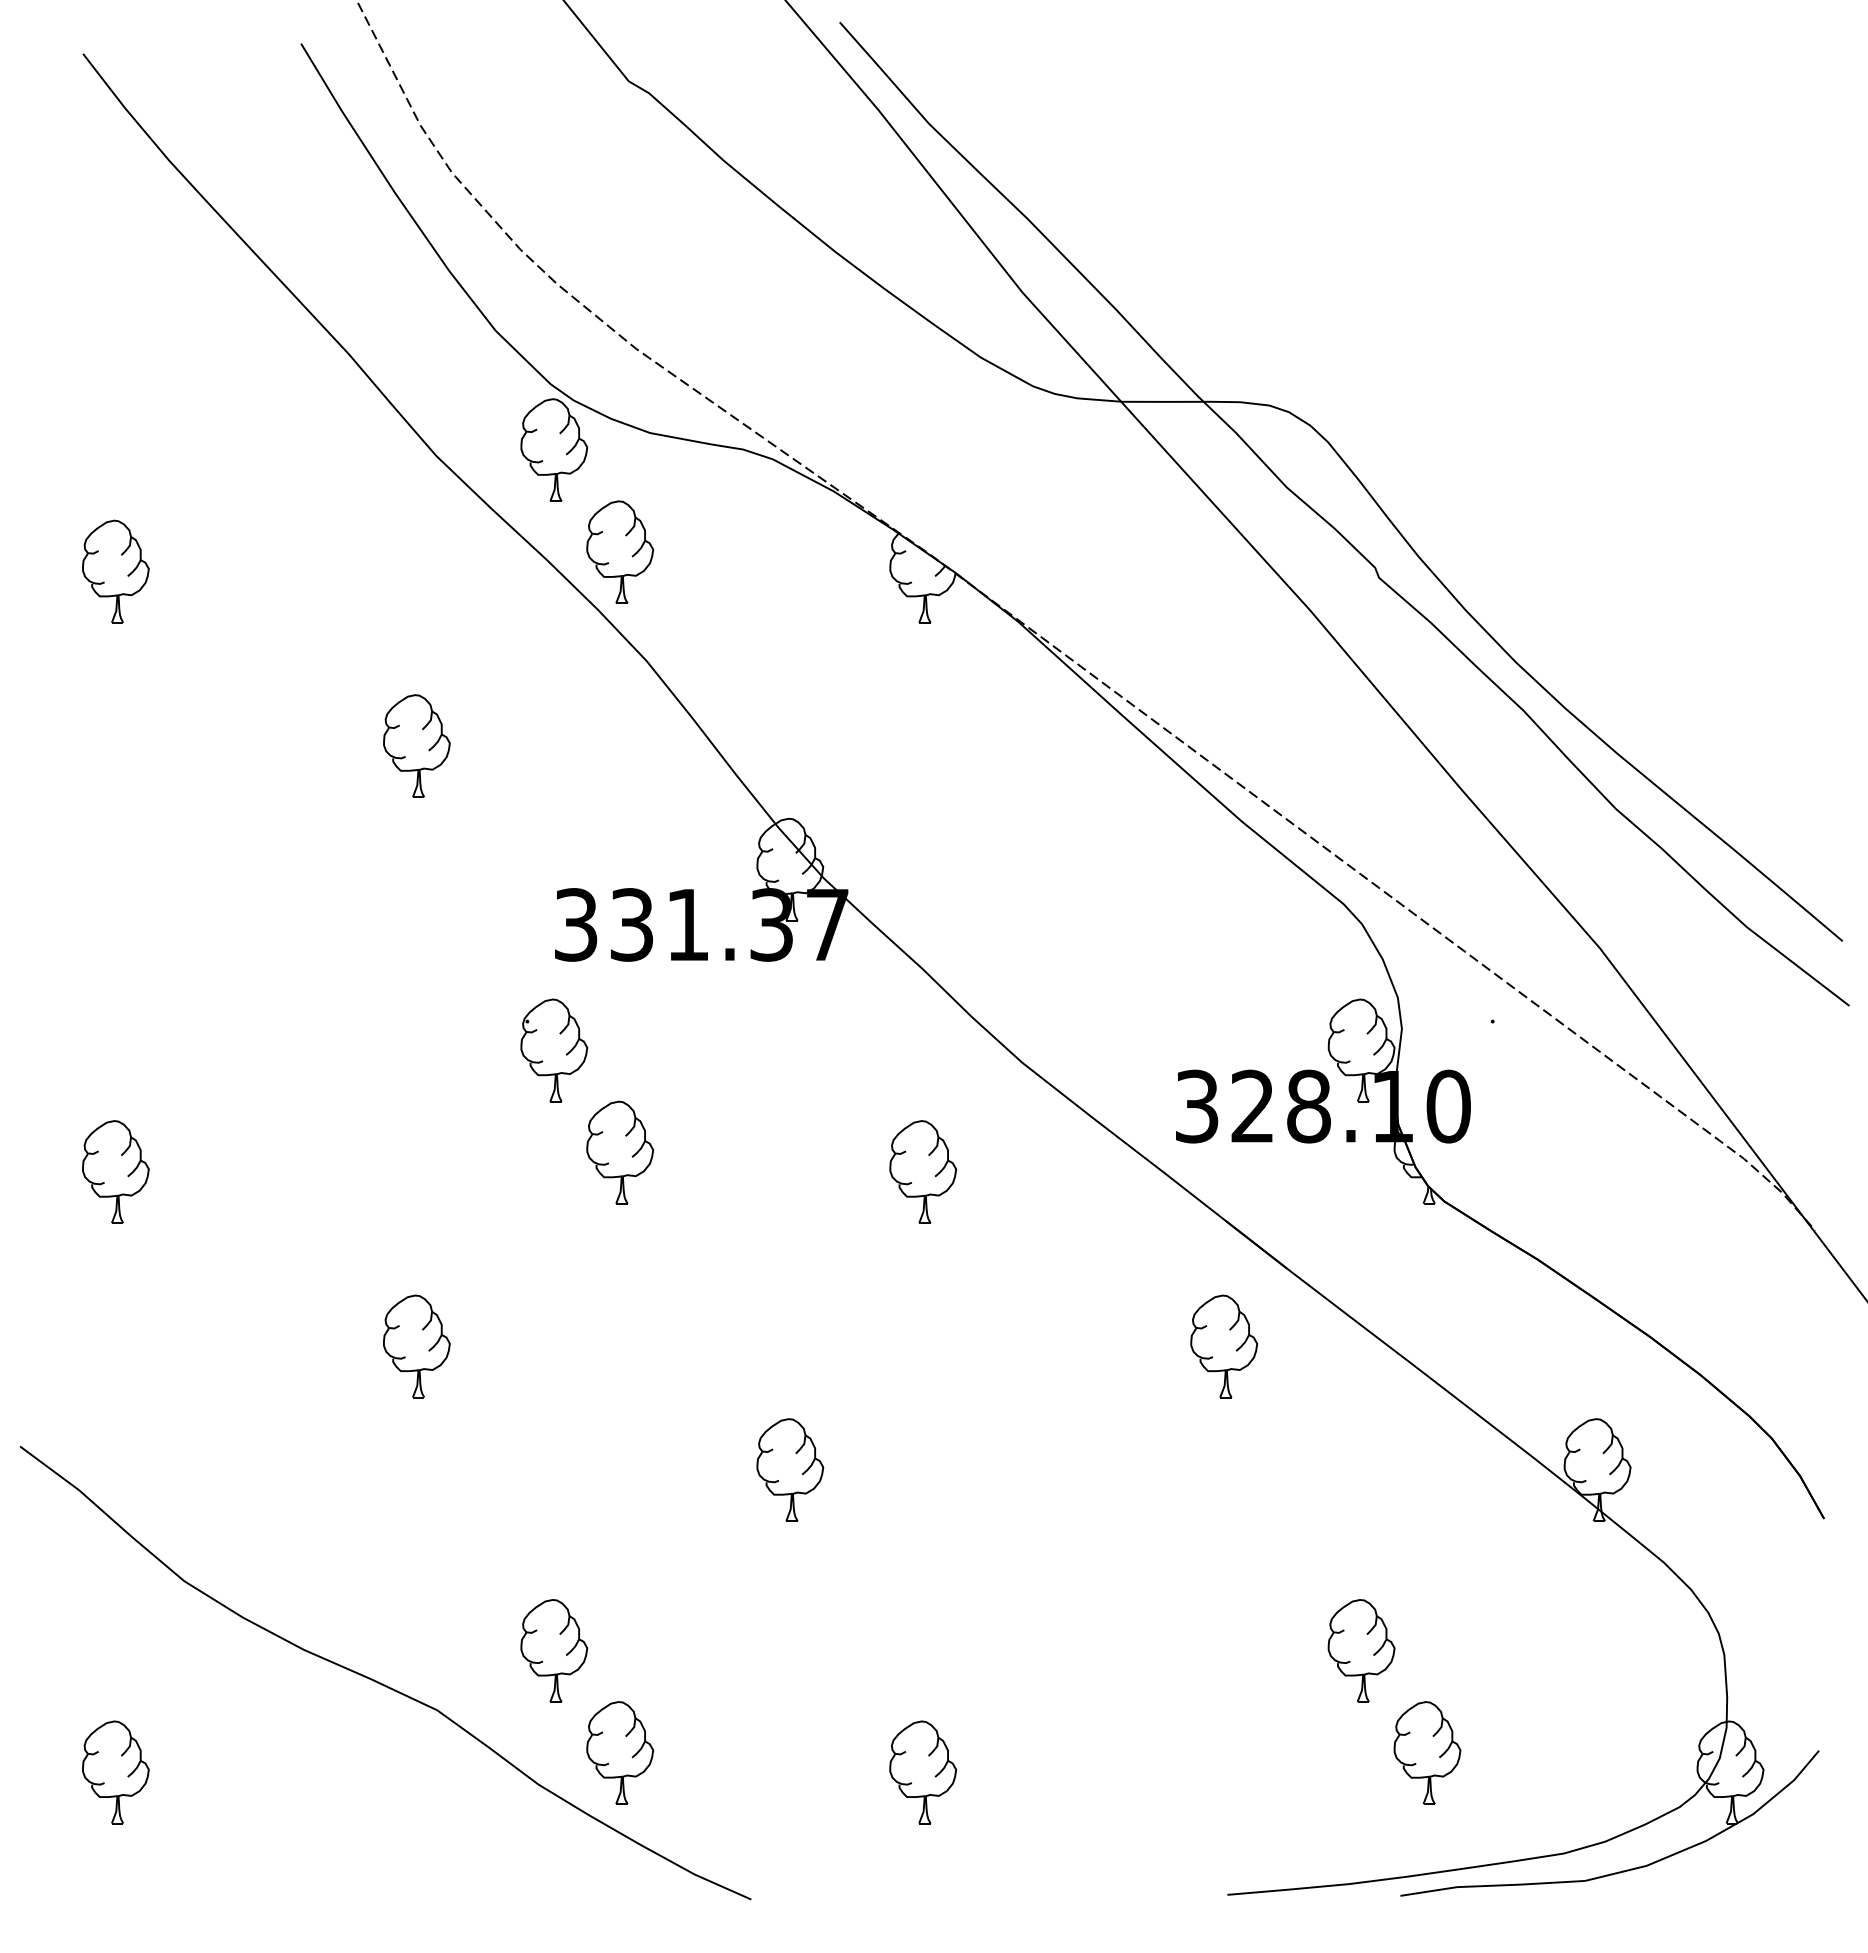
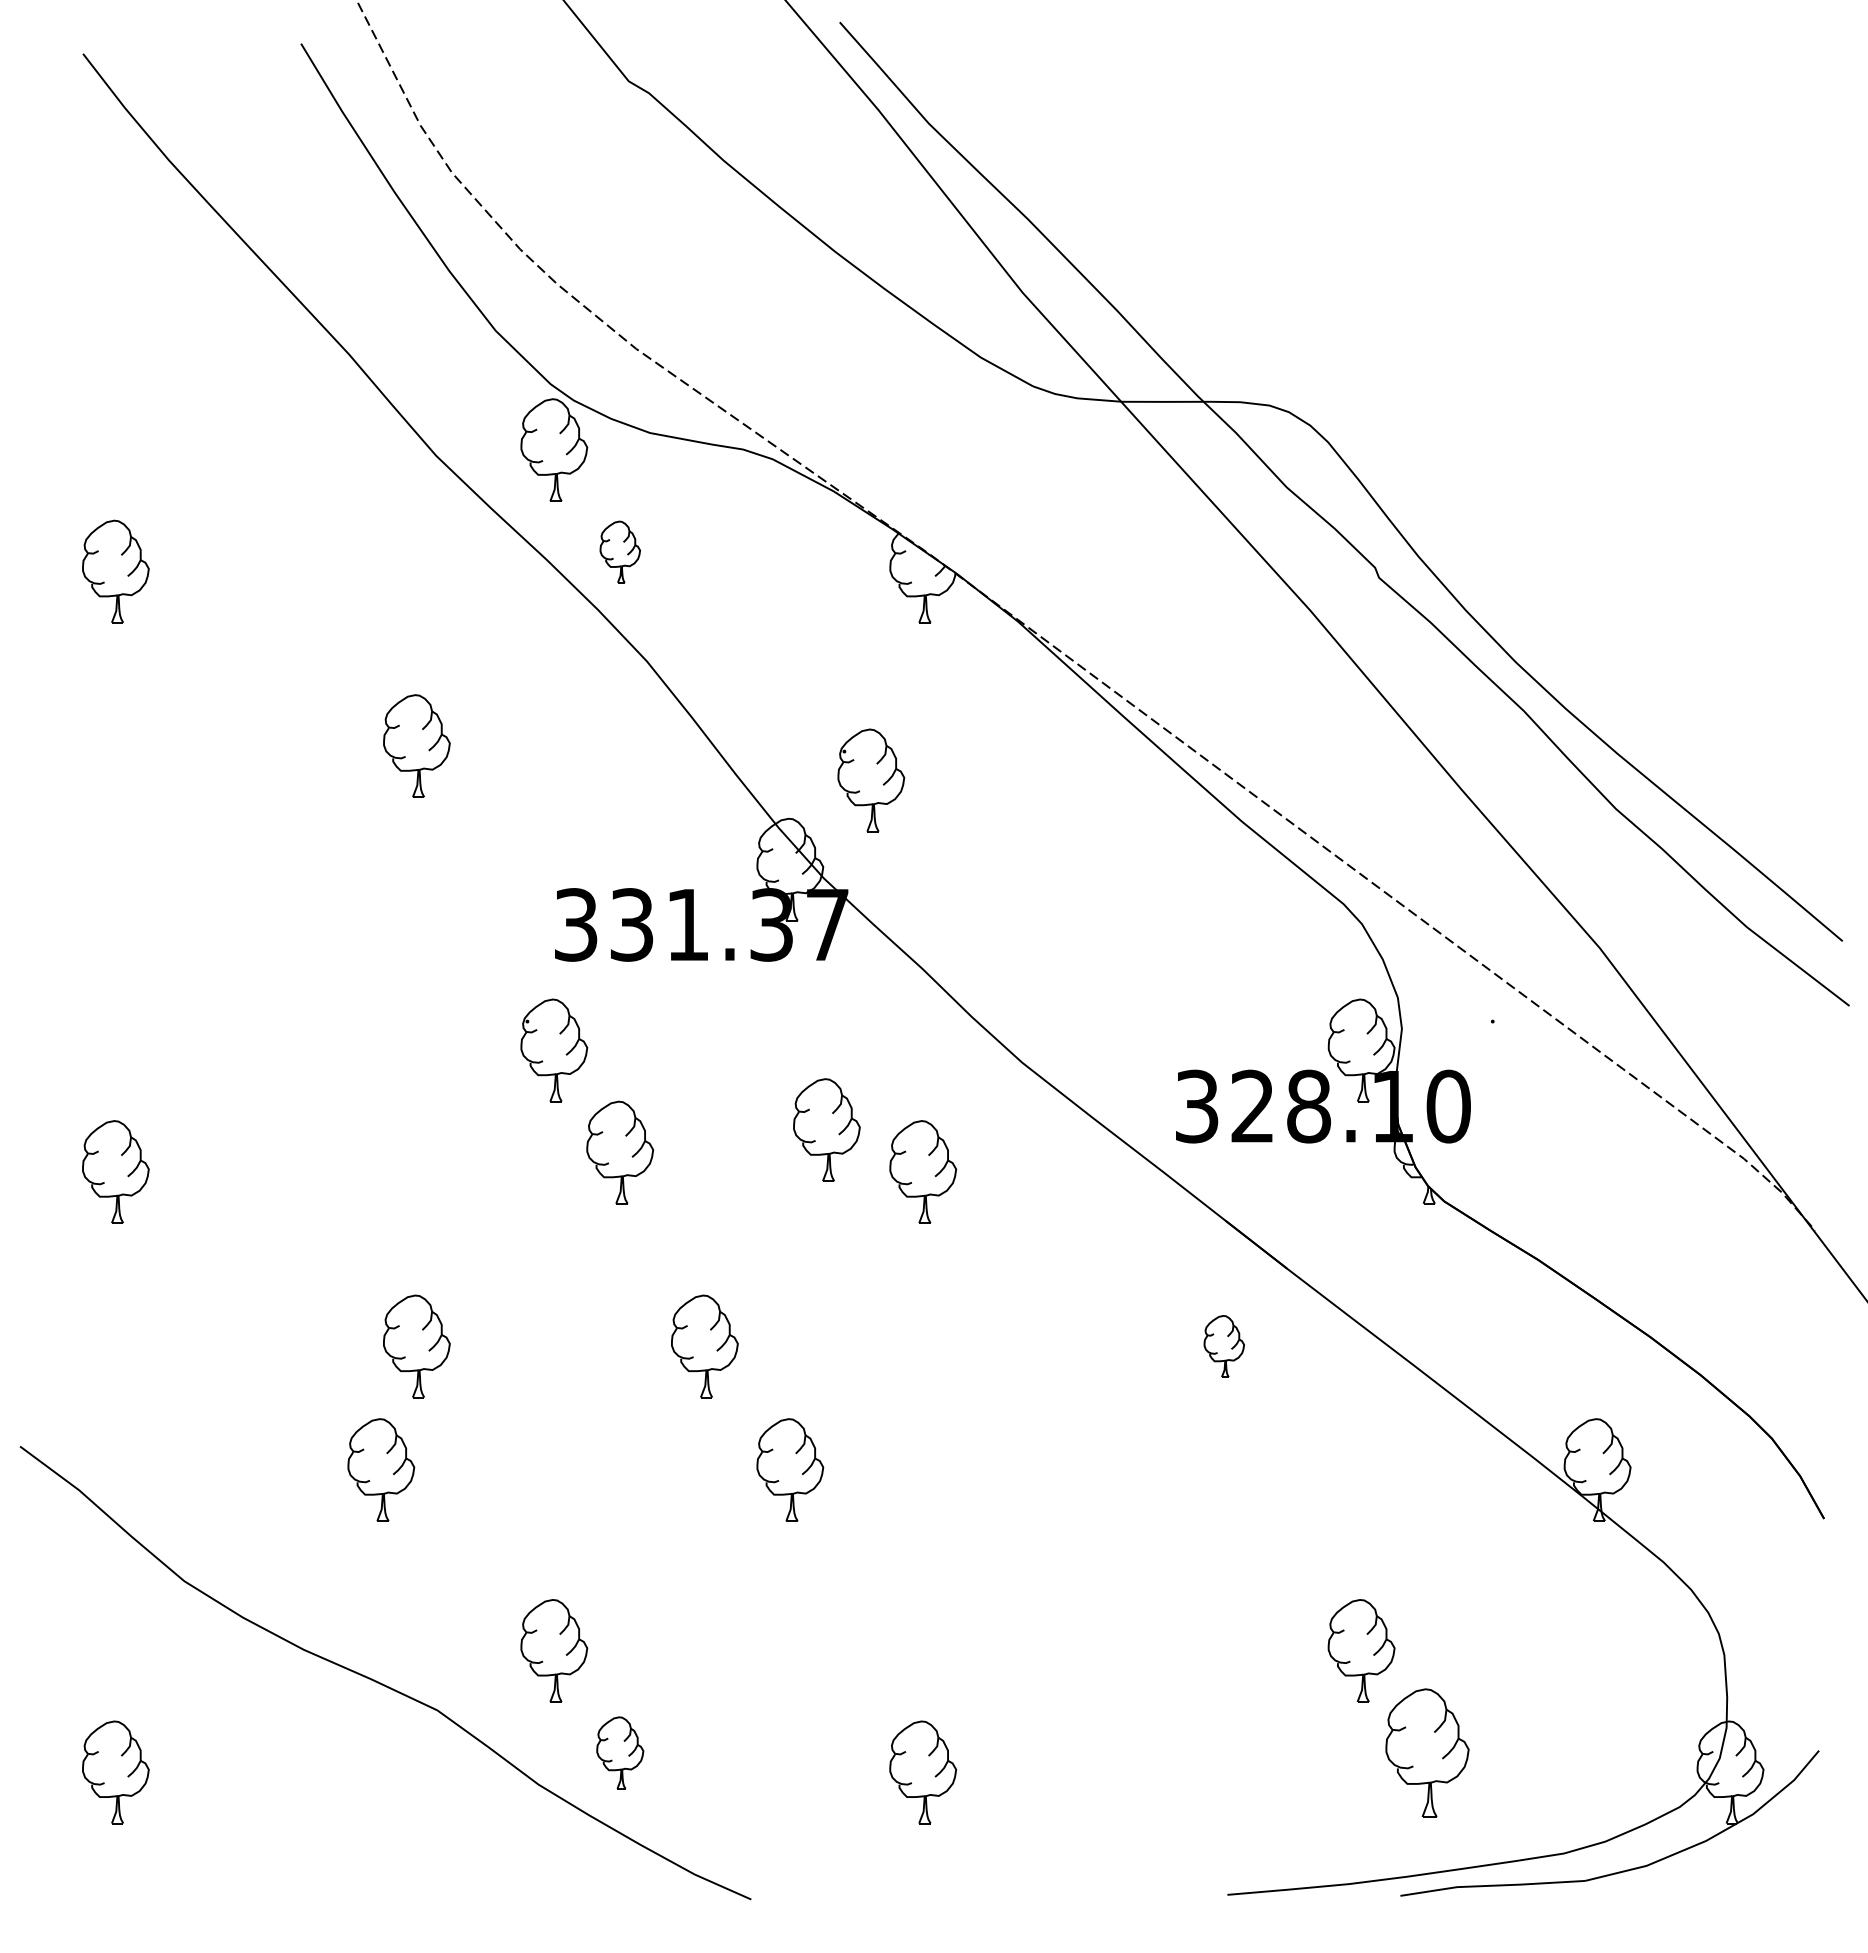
part size: 69x104 px -> 42x64 px (619, 551)
part: none -> present (871, 780)
part: none -> present (826, 1129)
part: none -> present (704, 1346)
part size: 69x105 px -> 42x63 px (1223, 1346)
part: none -> present (381, 1469)
part size: 69x104 px -> 49x74 px (620, 1752)
part size: 69x104 px -> 85x130 px (1427, 1752)
